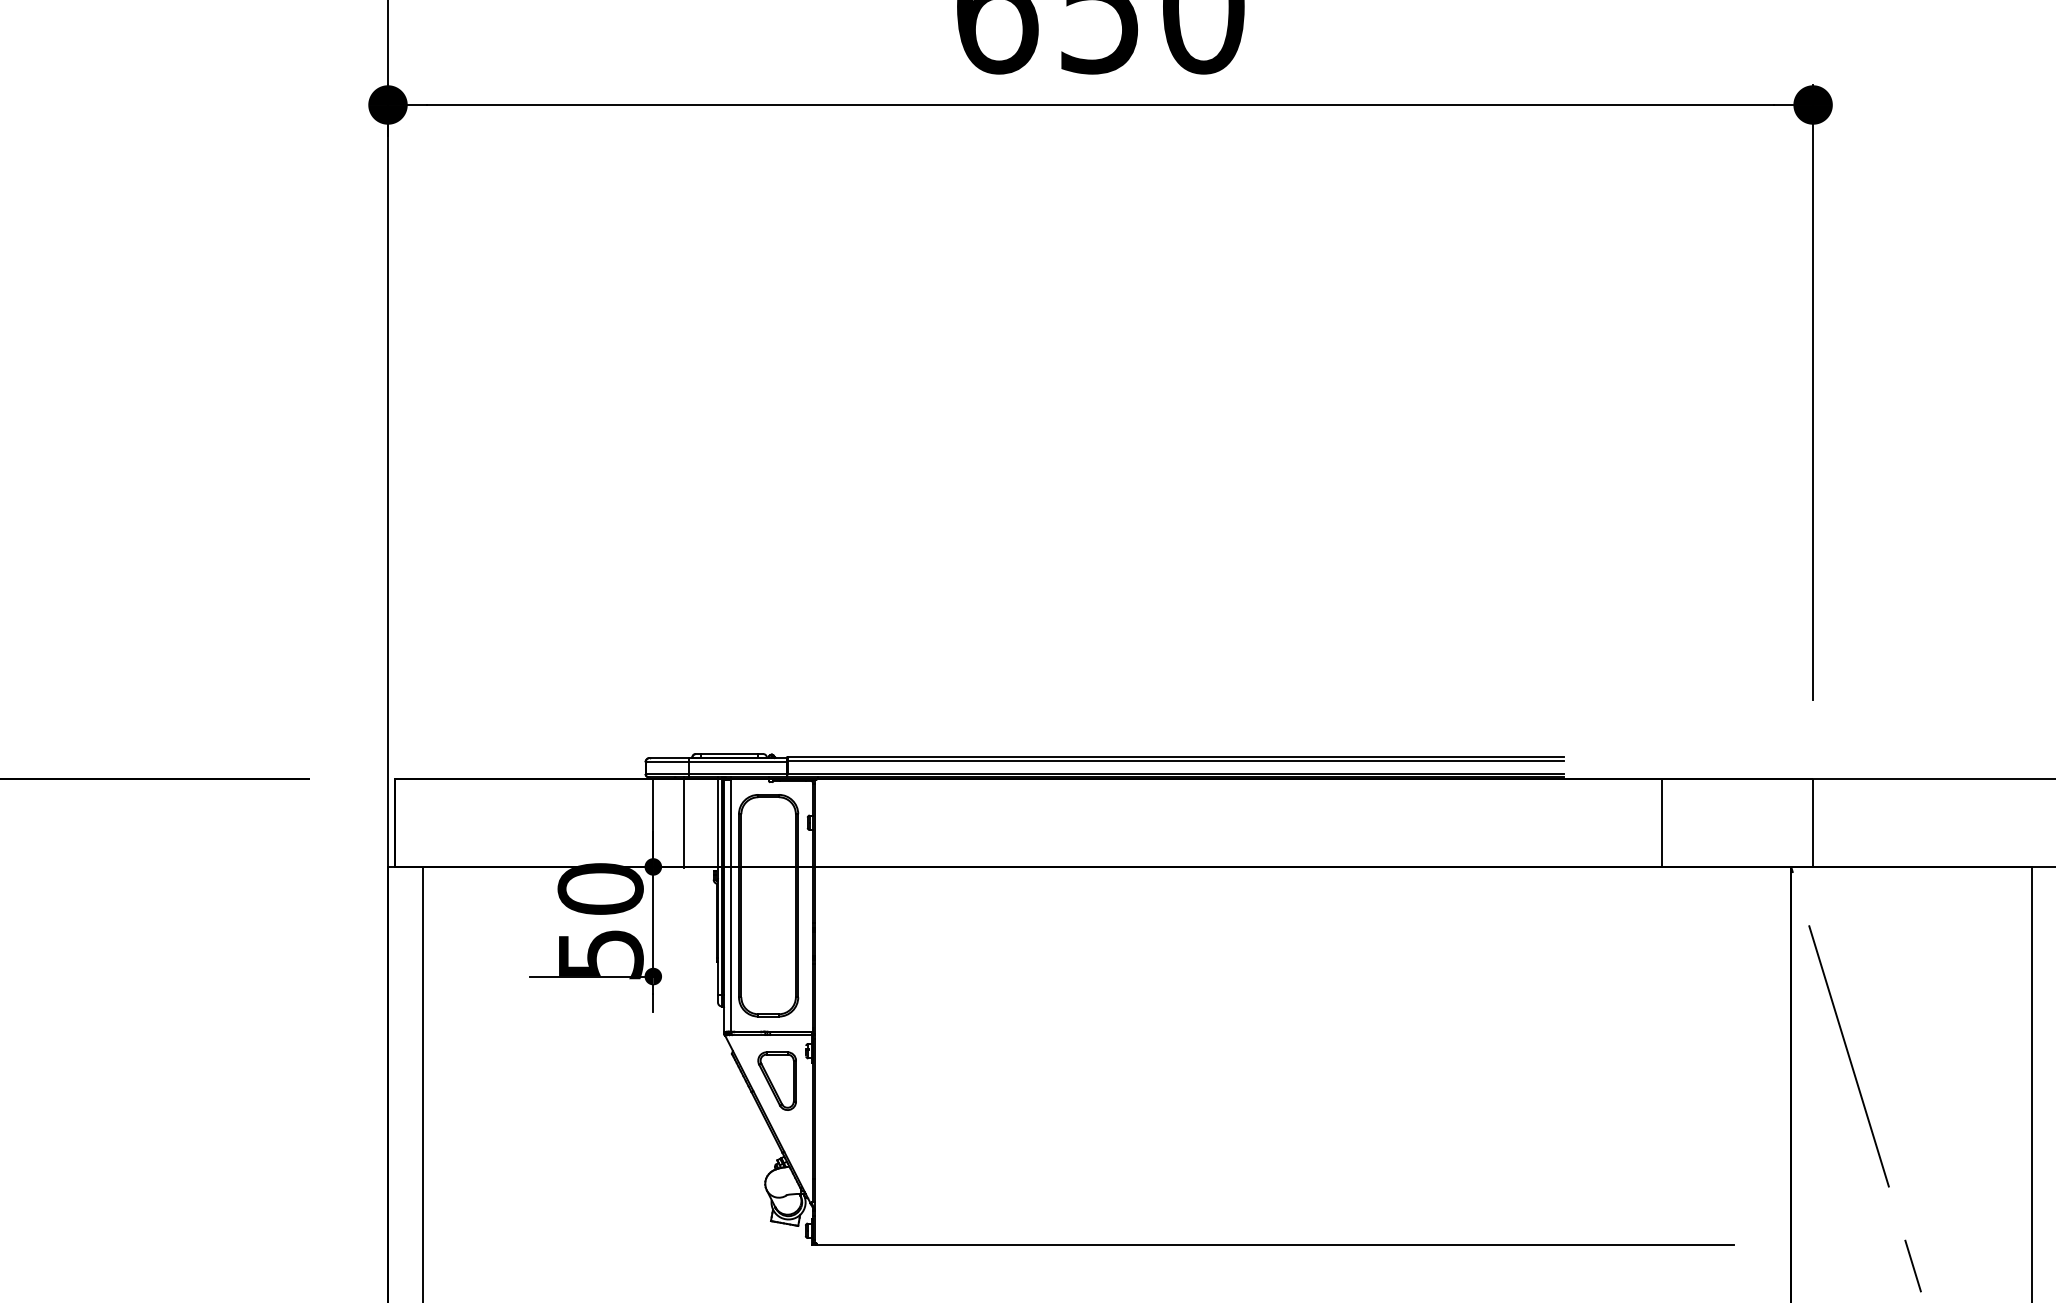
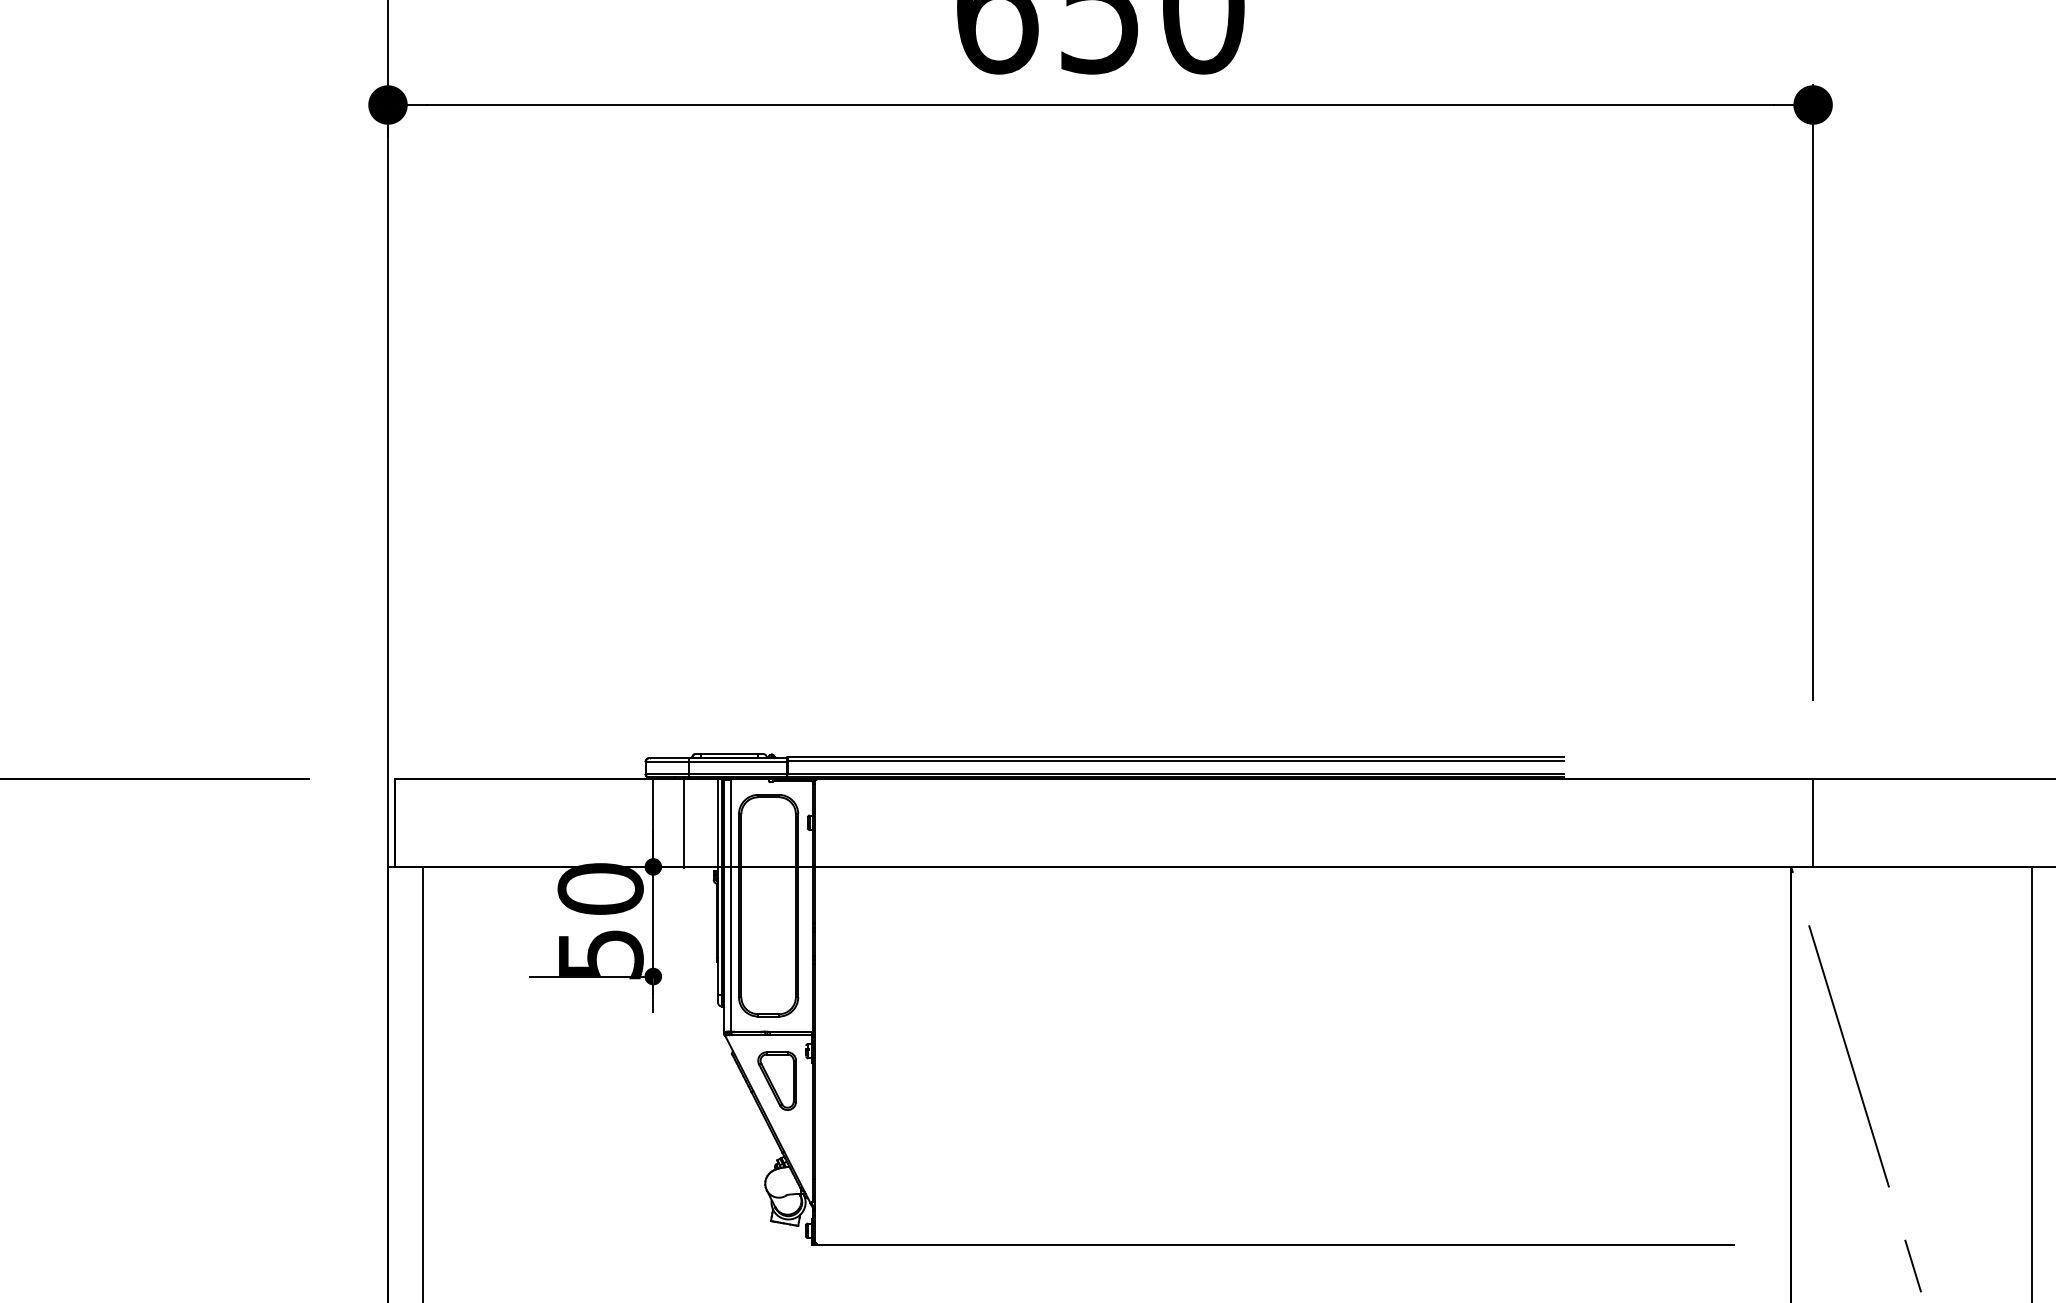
line: present -> none (1661, 822)
